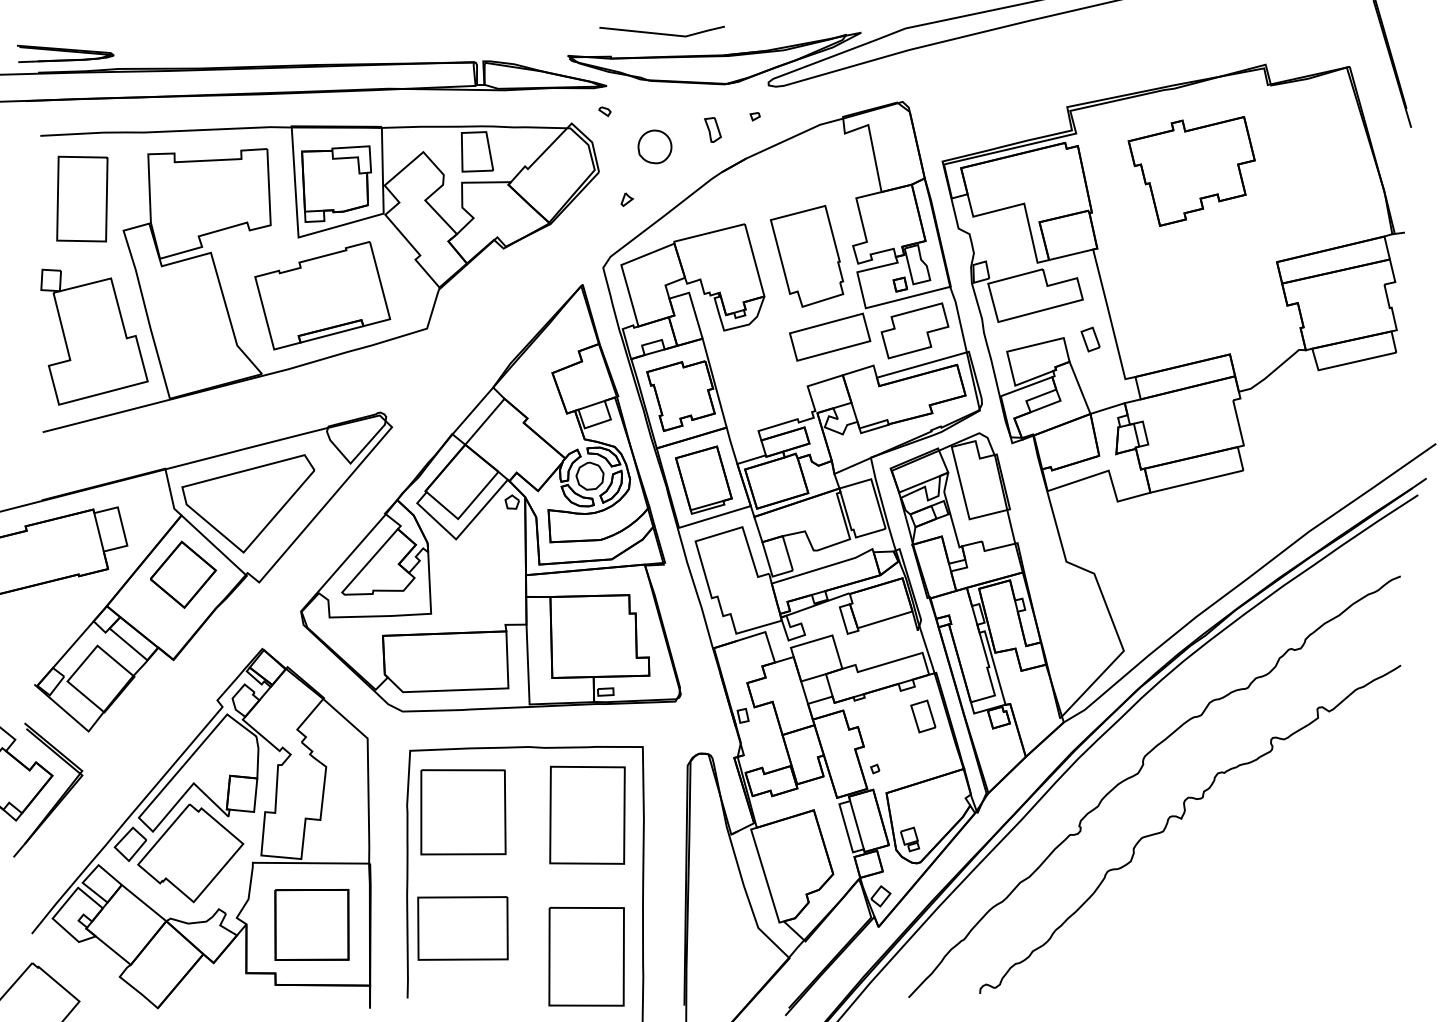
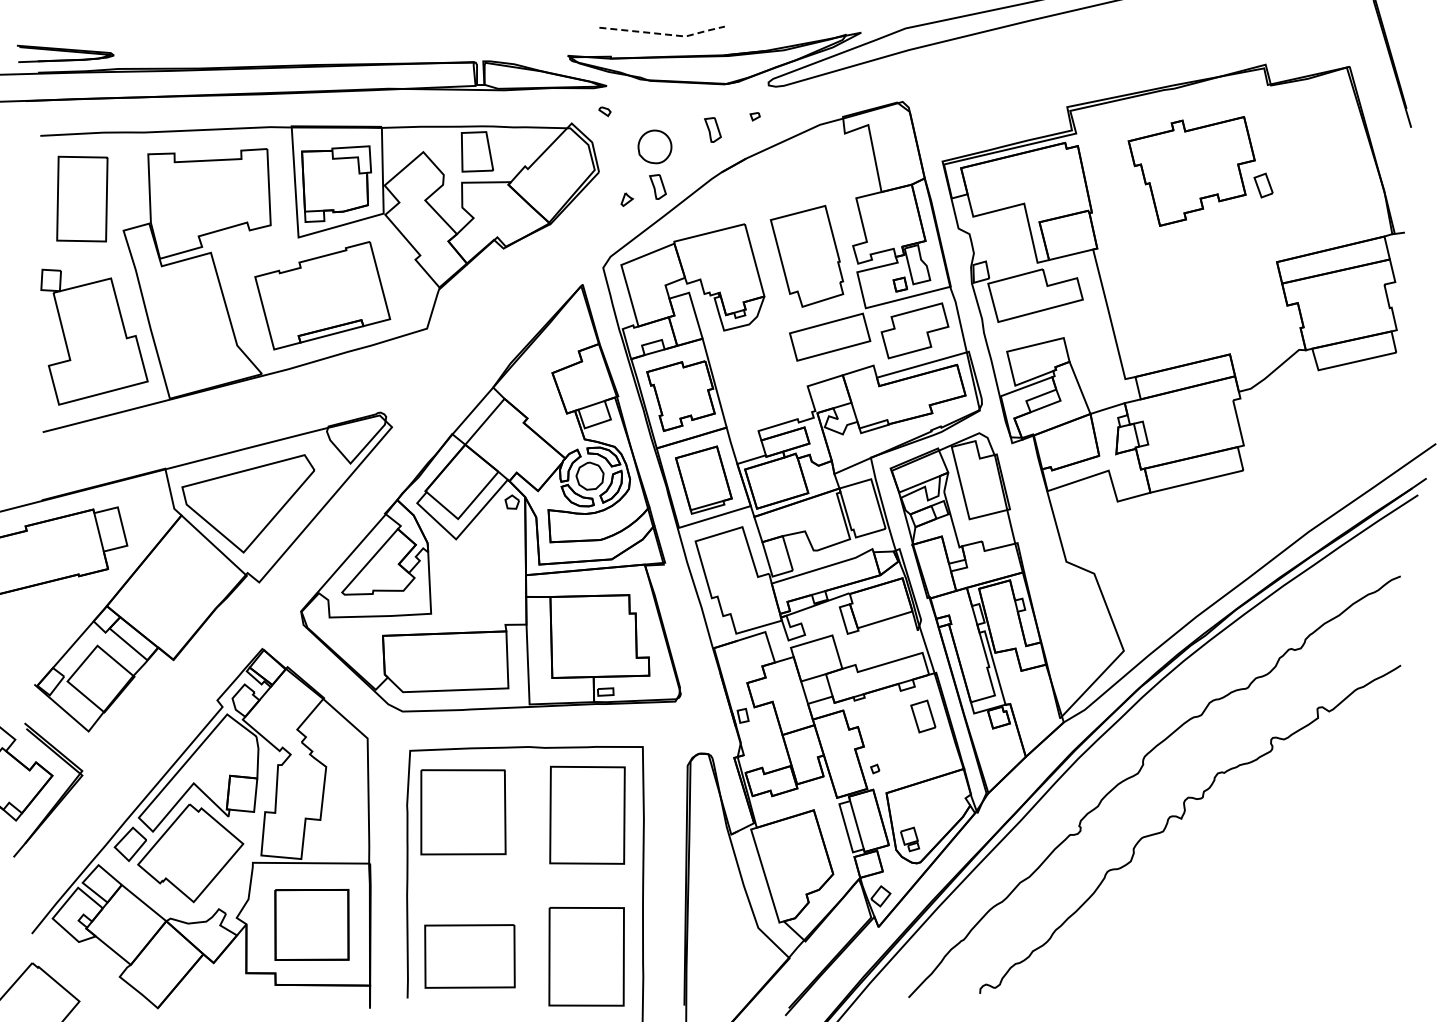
line: solid -> dashed (663, 34)
part: none -> present (657, 186)
part position: (1090, 339) -> (1263, 185) (1263, 185)
part: present -> none (183, 574)
part position: (462, 928) -> (469, 956) (469, 956)
